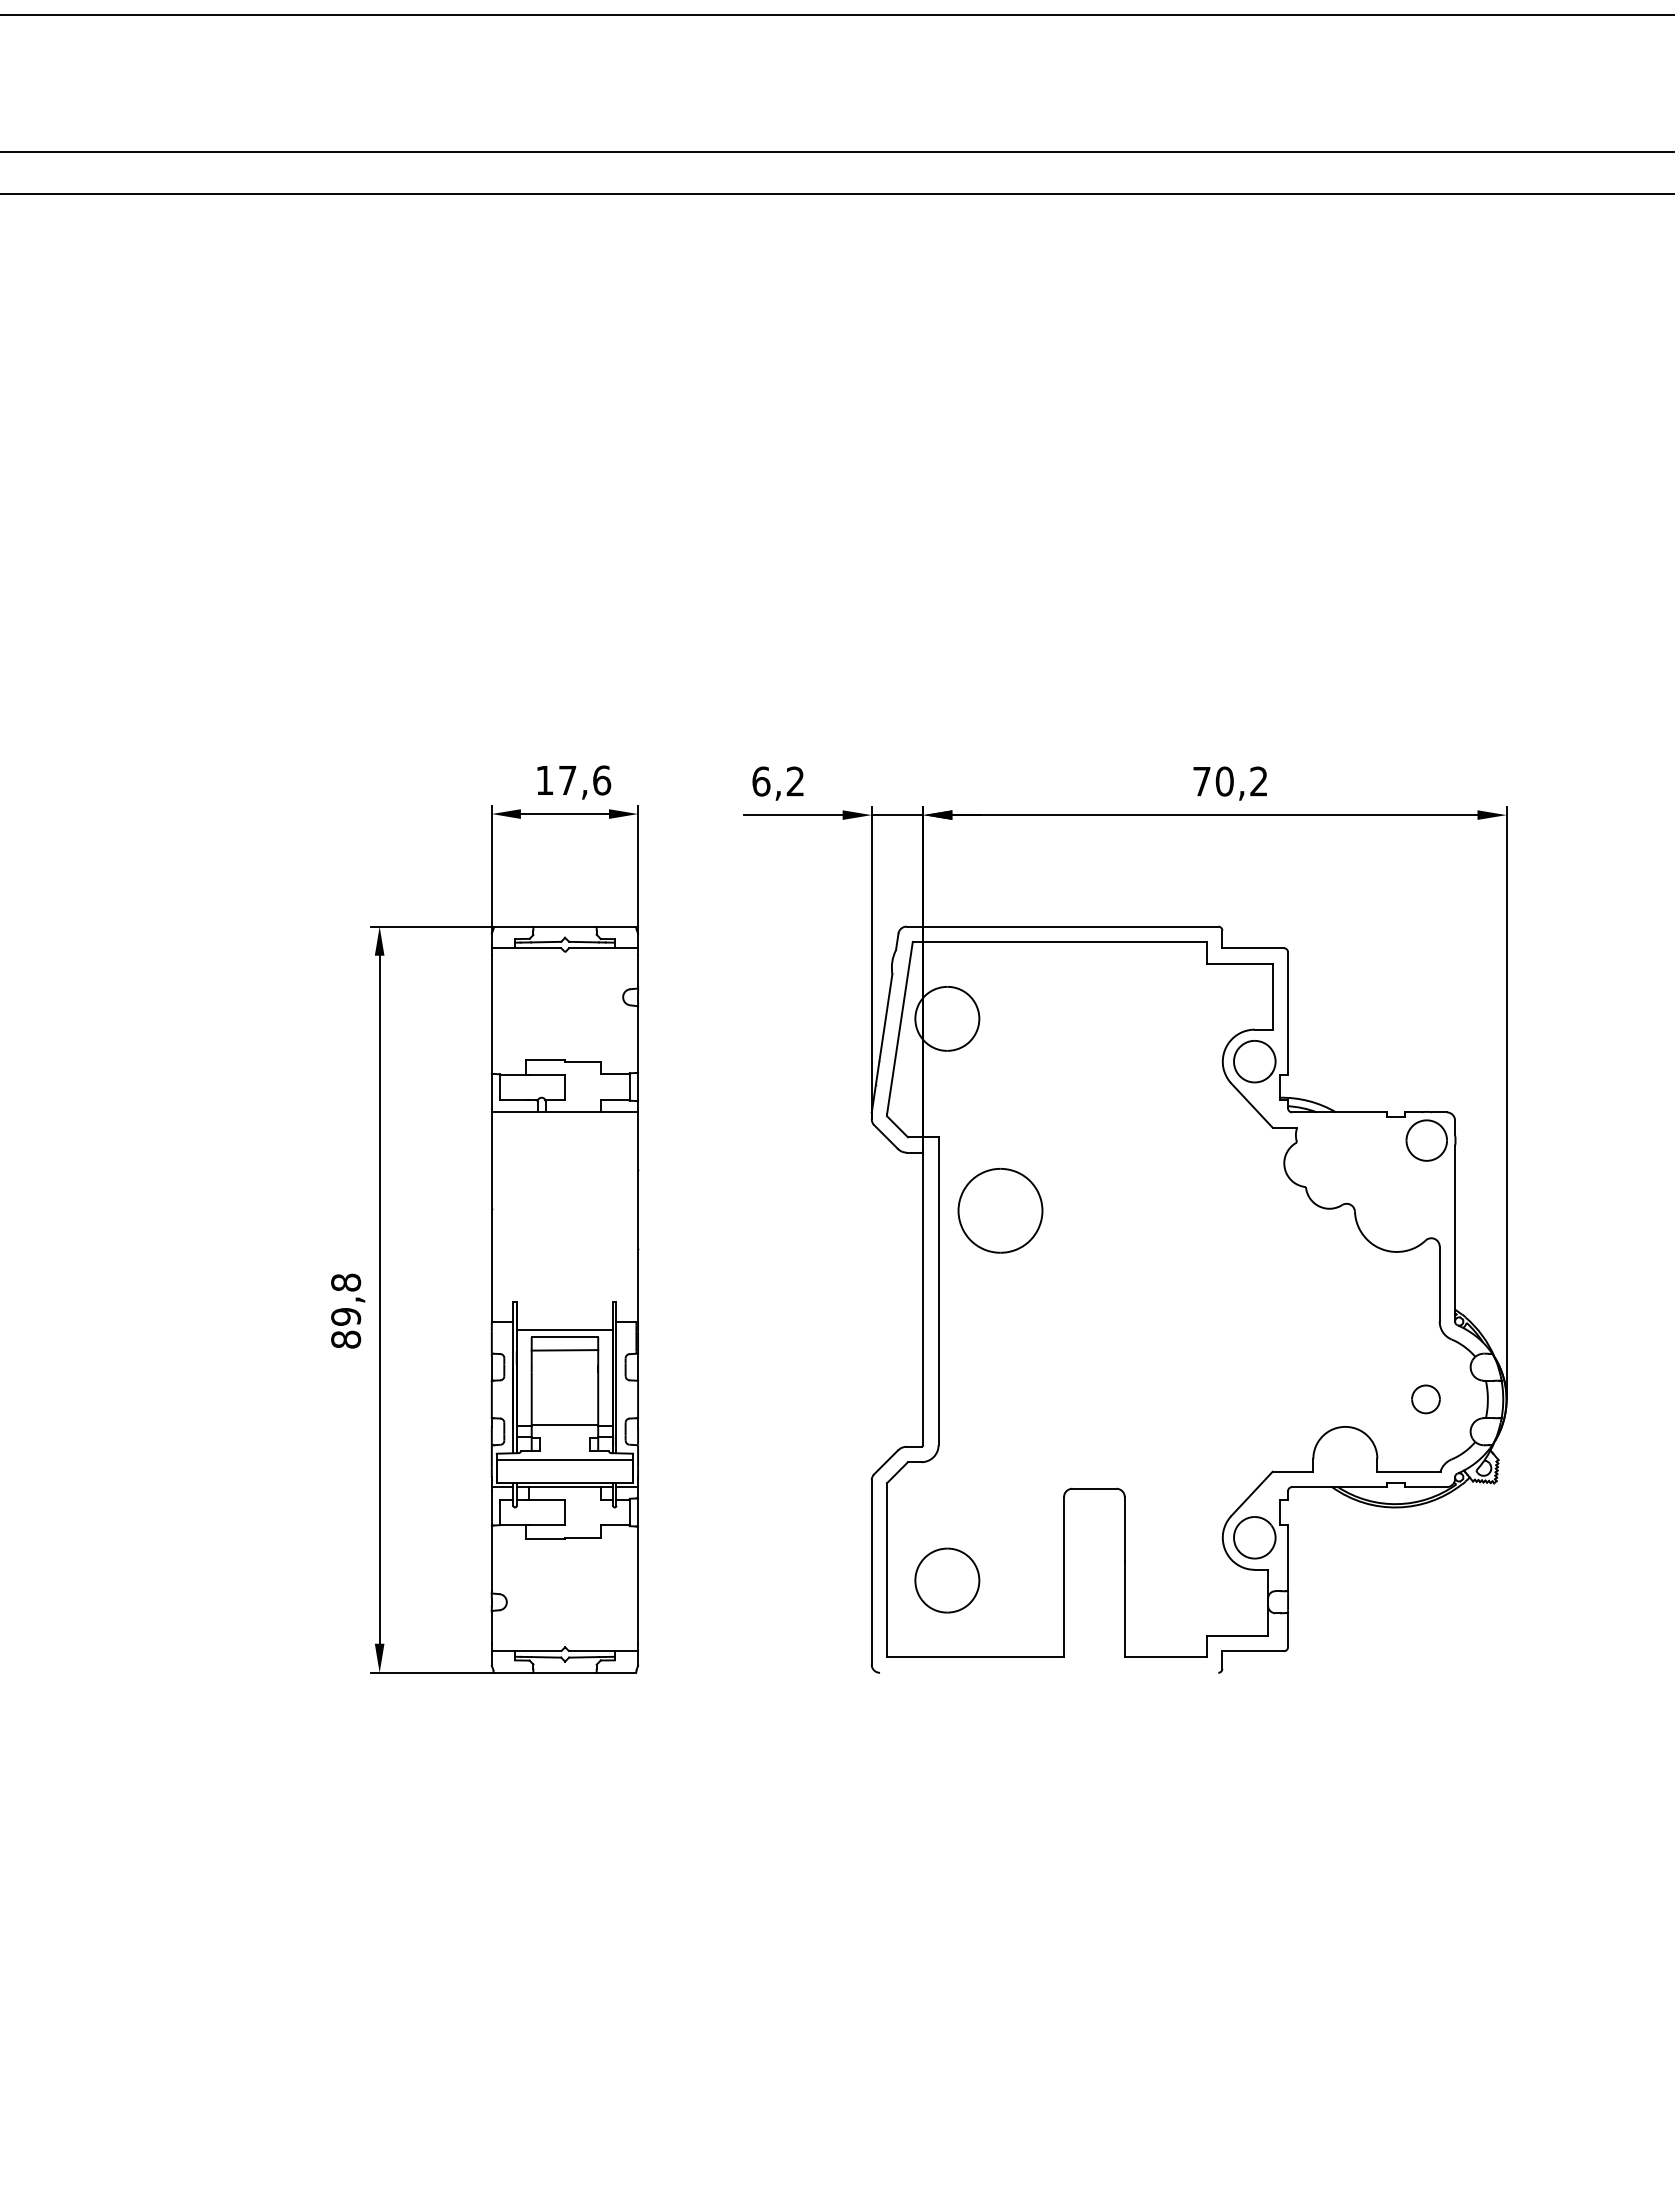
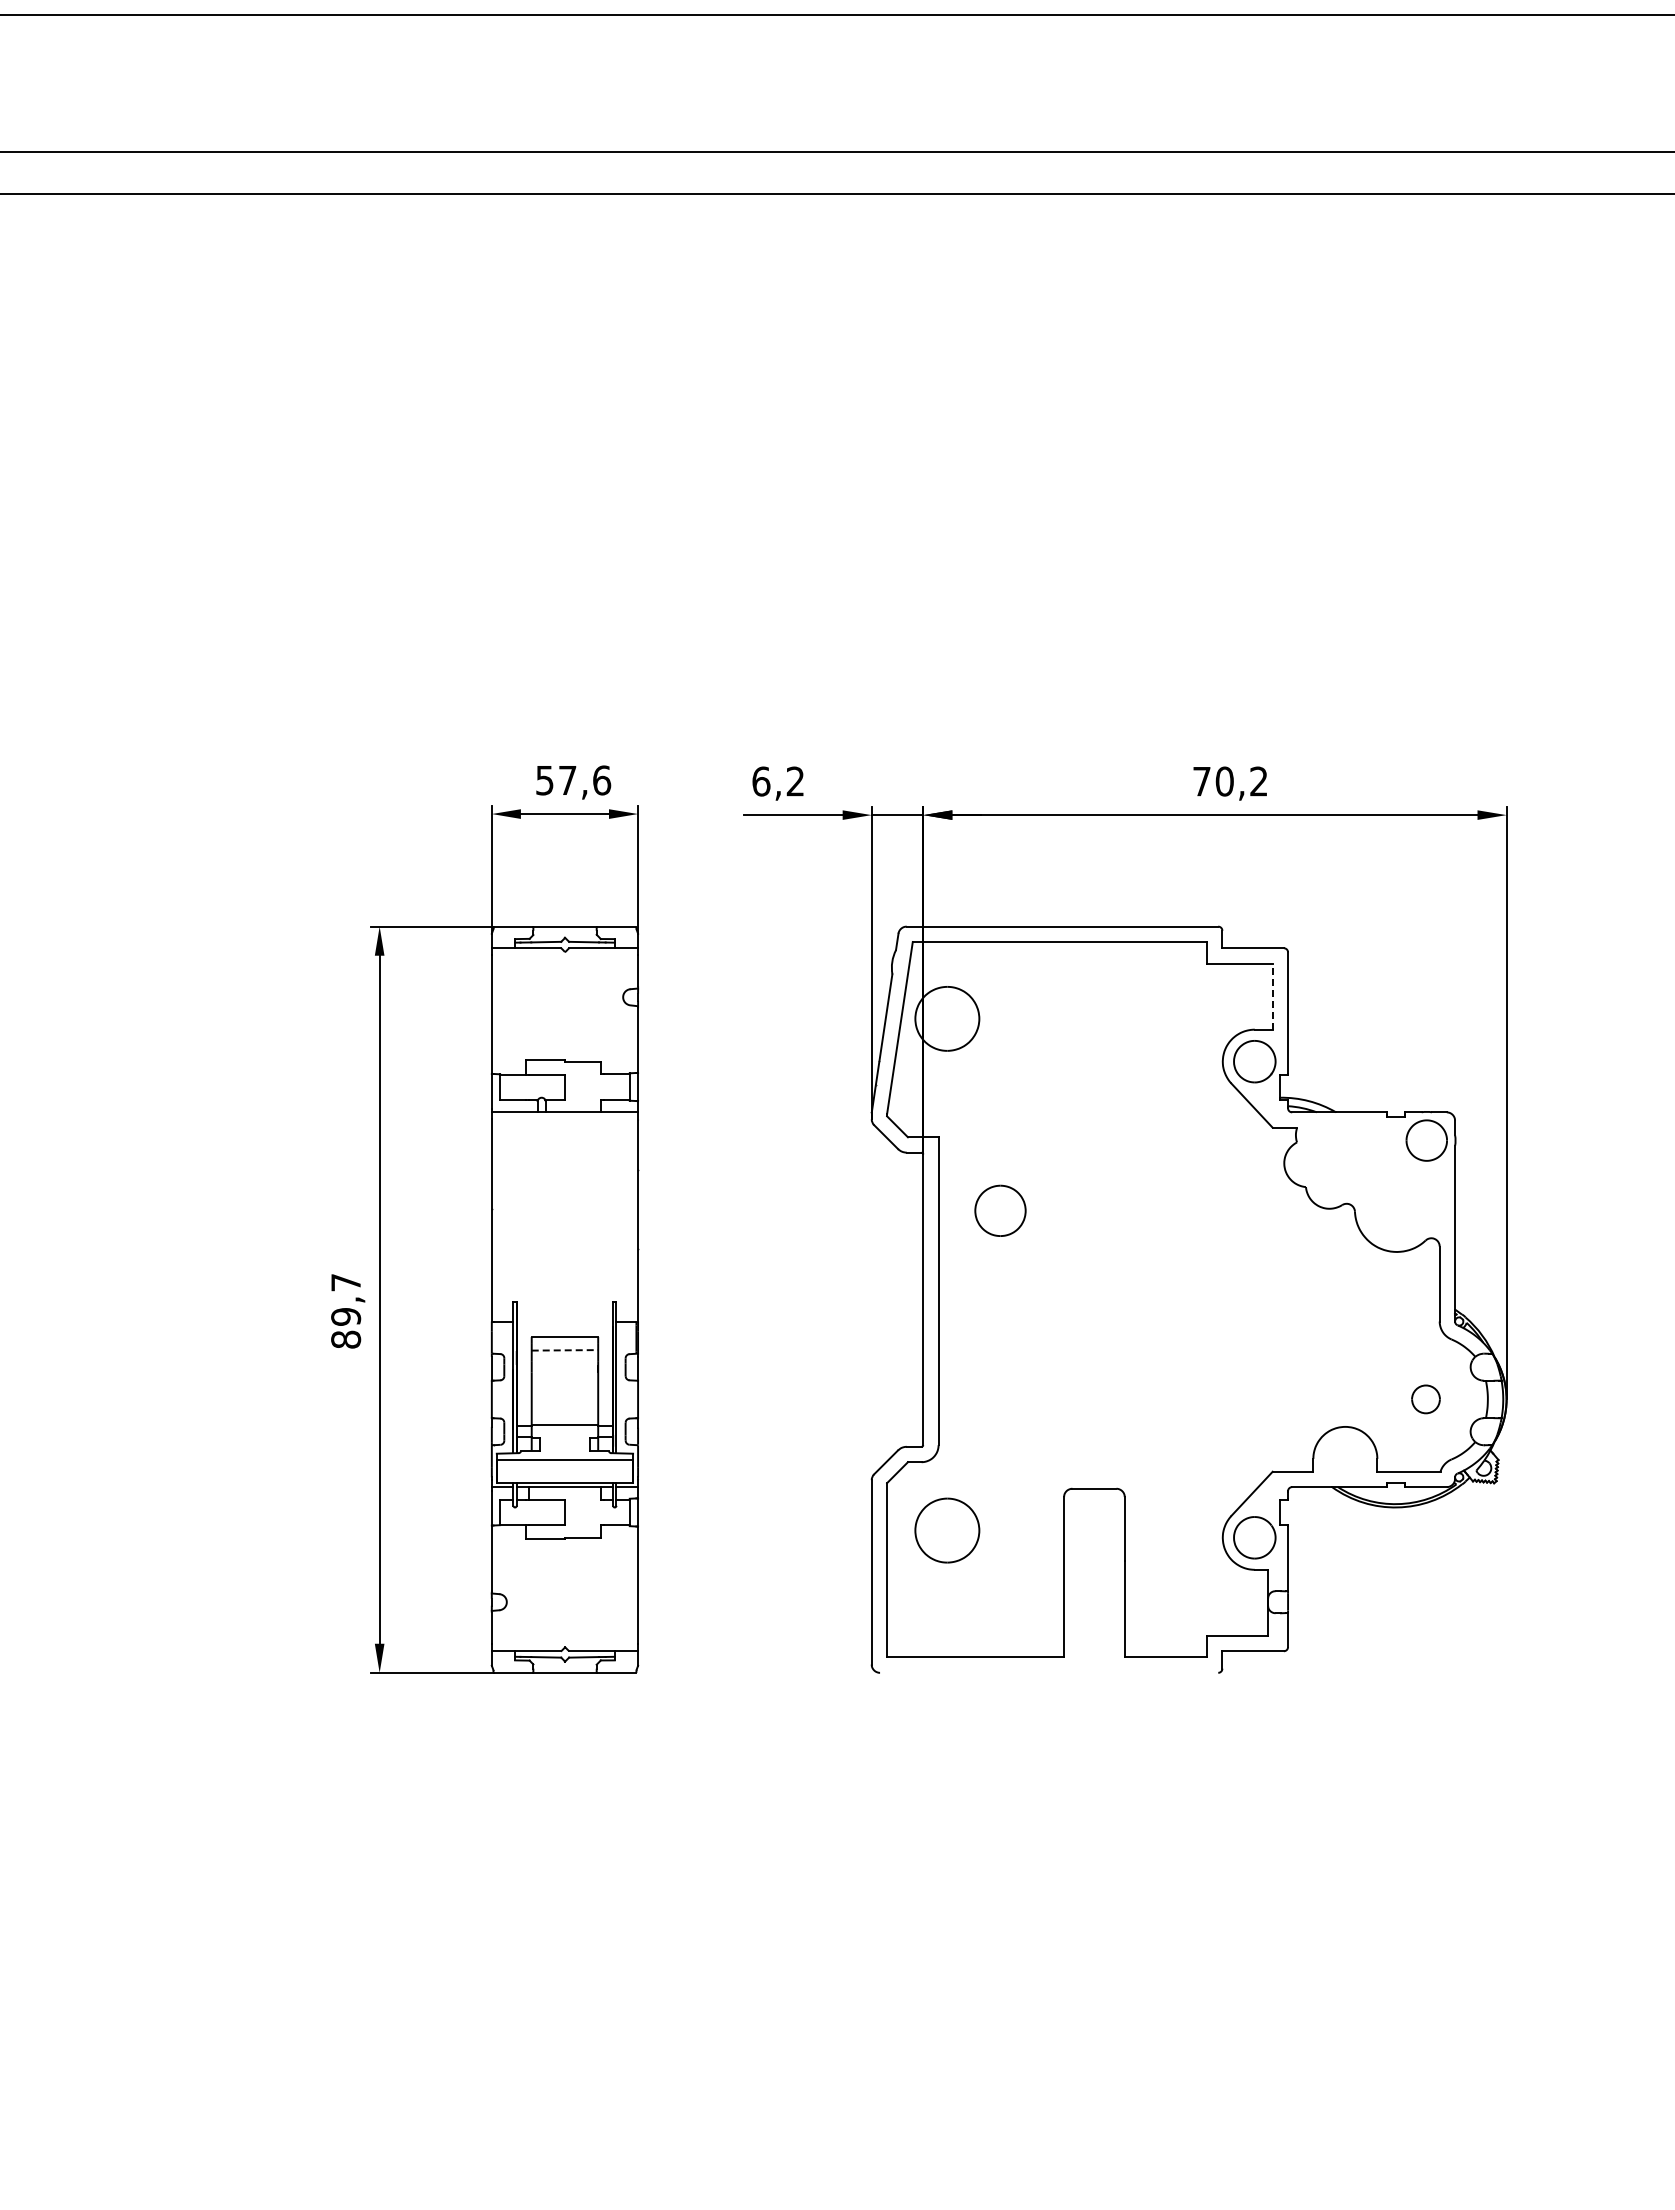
text: 17,6 -> 57,6 (544, 780)
line: solid -> dashed (1272, 996)
part size: 87x86 px -> 53x53 px (1000, 1210)
text: 89,8 -> 89,7 (346, 1282)
line: present -> none (564, 1330)
line: solid -> dashed (565, 1350)
part position: (947, 1580) -> (947, 1530) (947, 1530)
